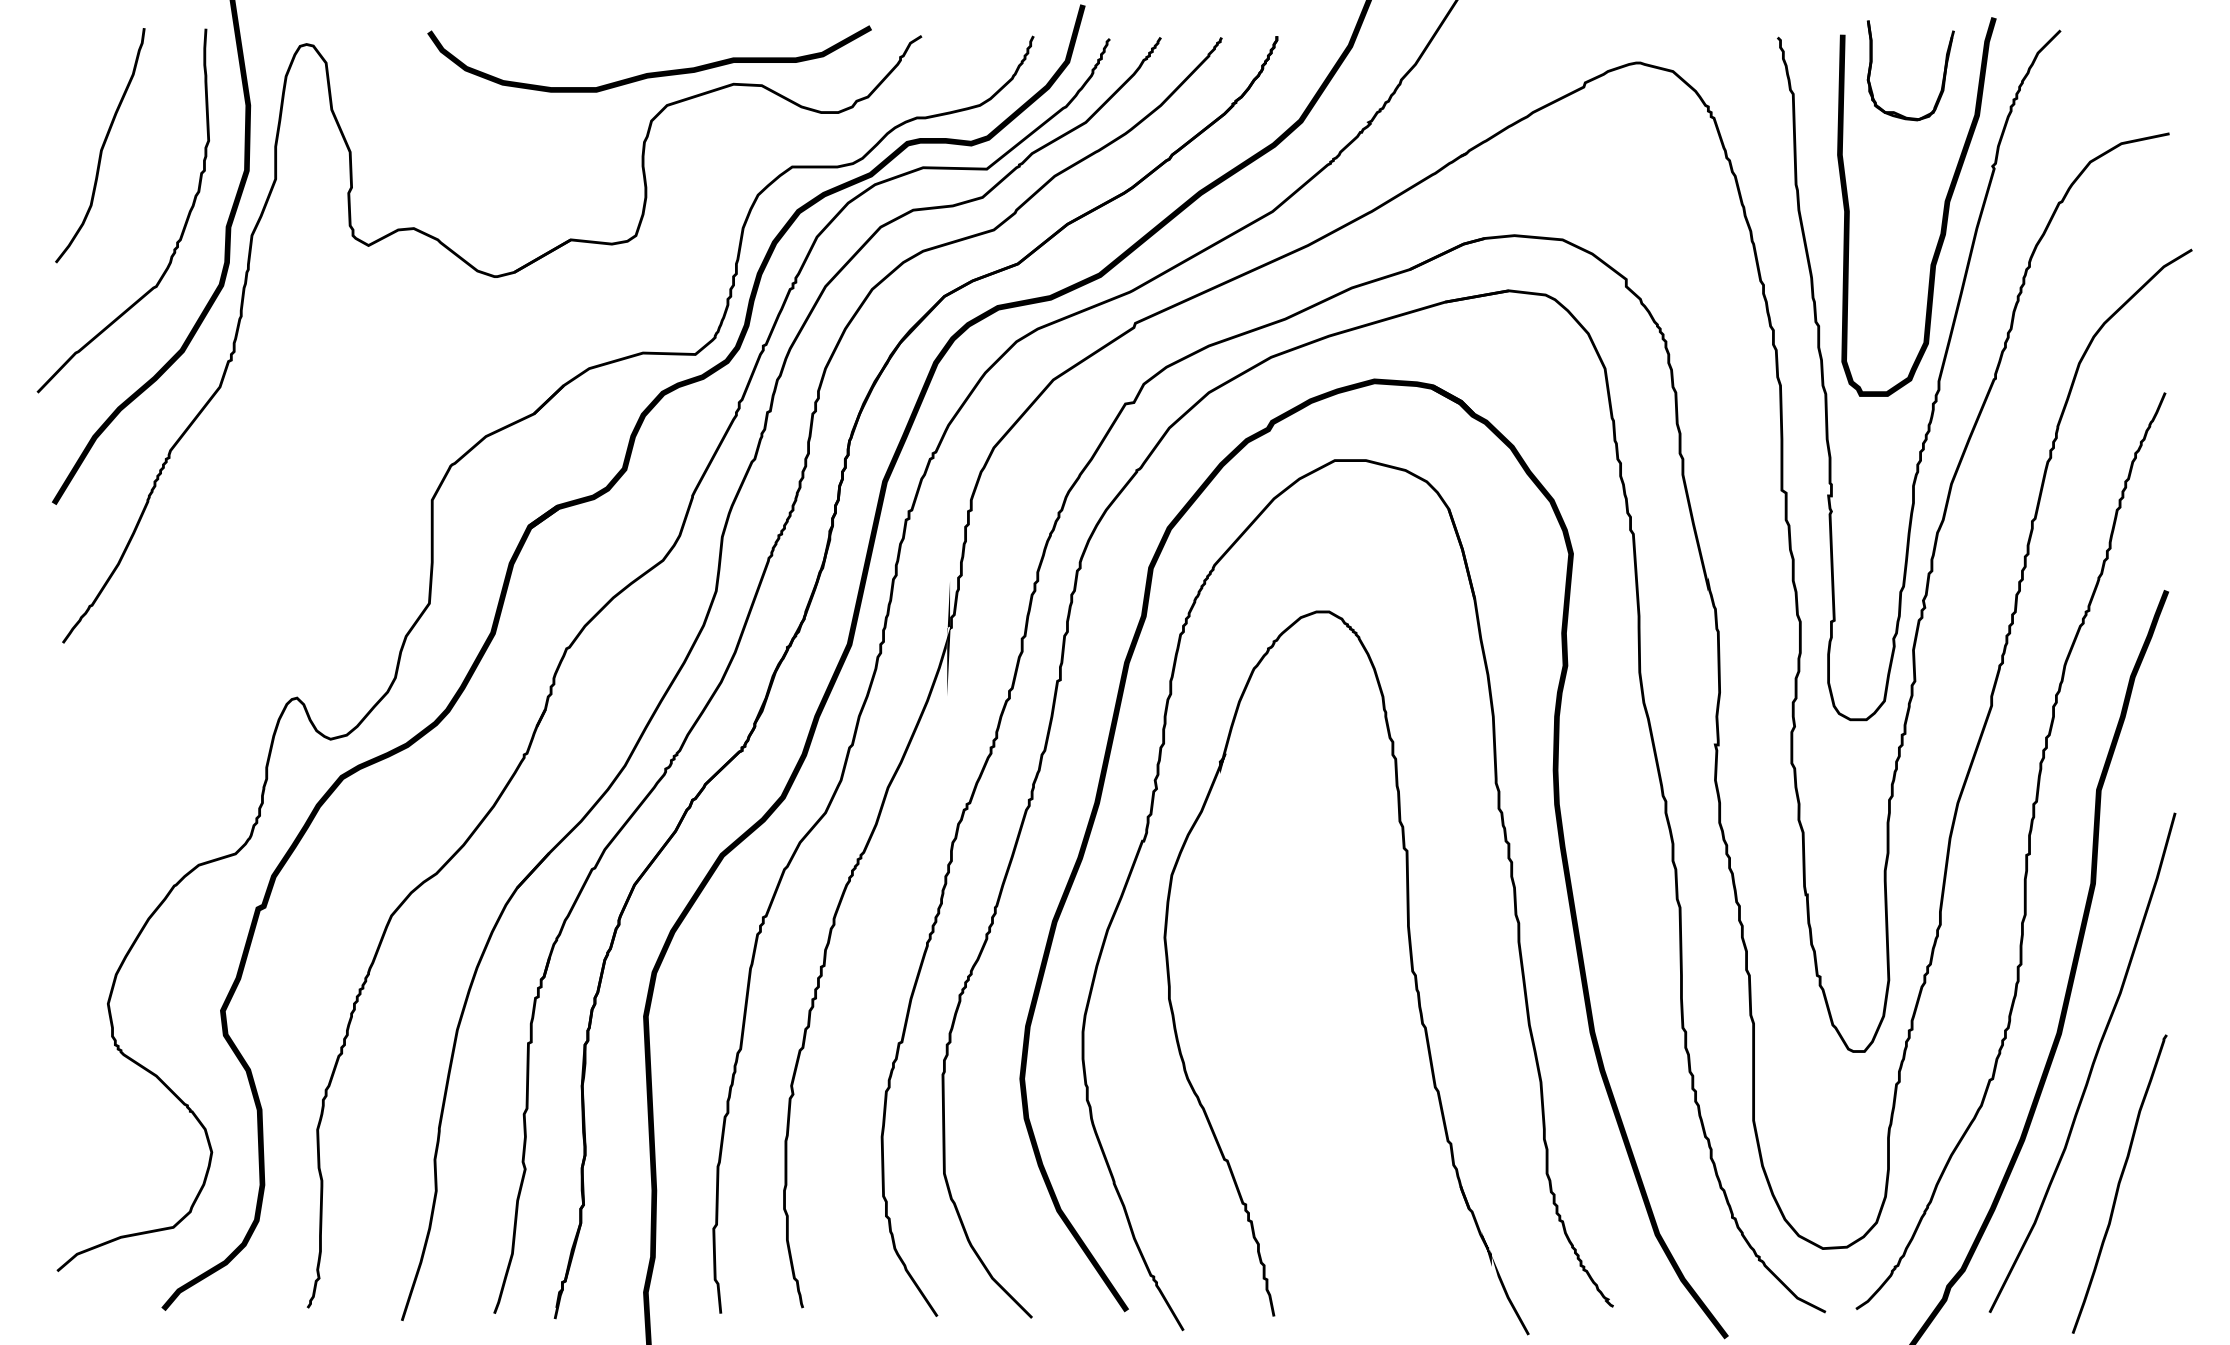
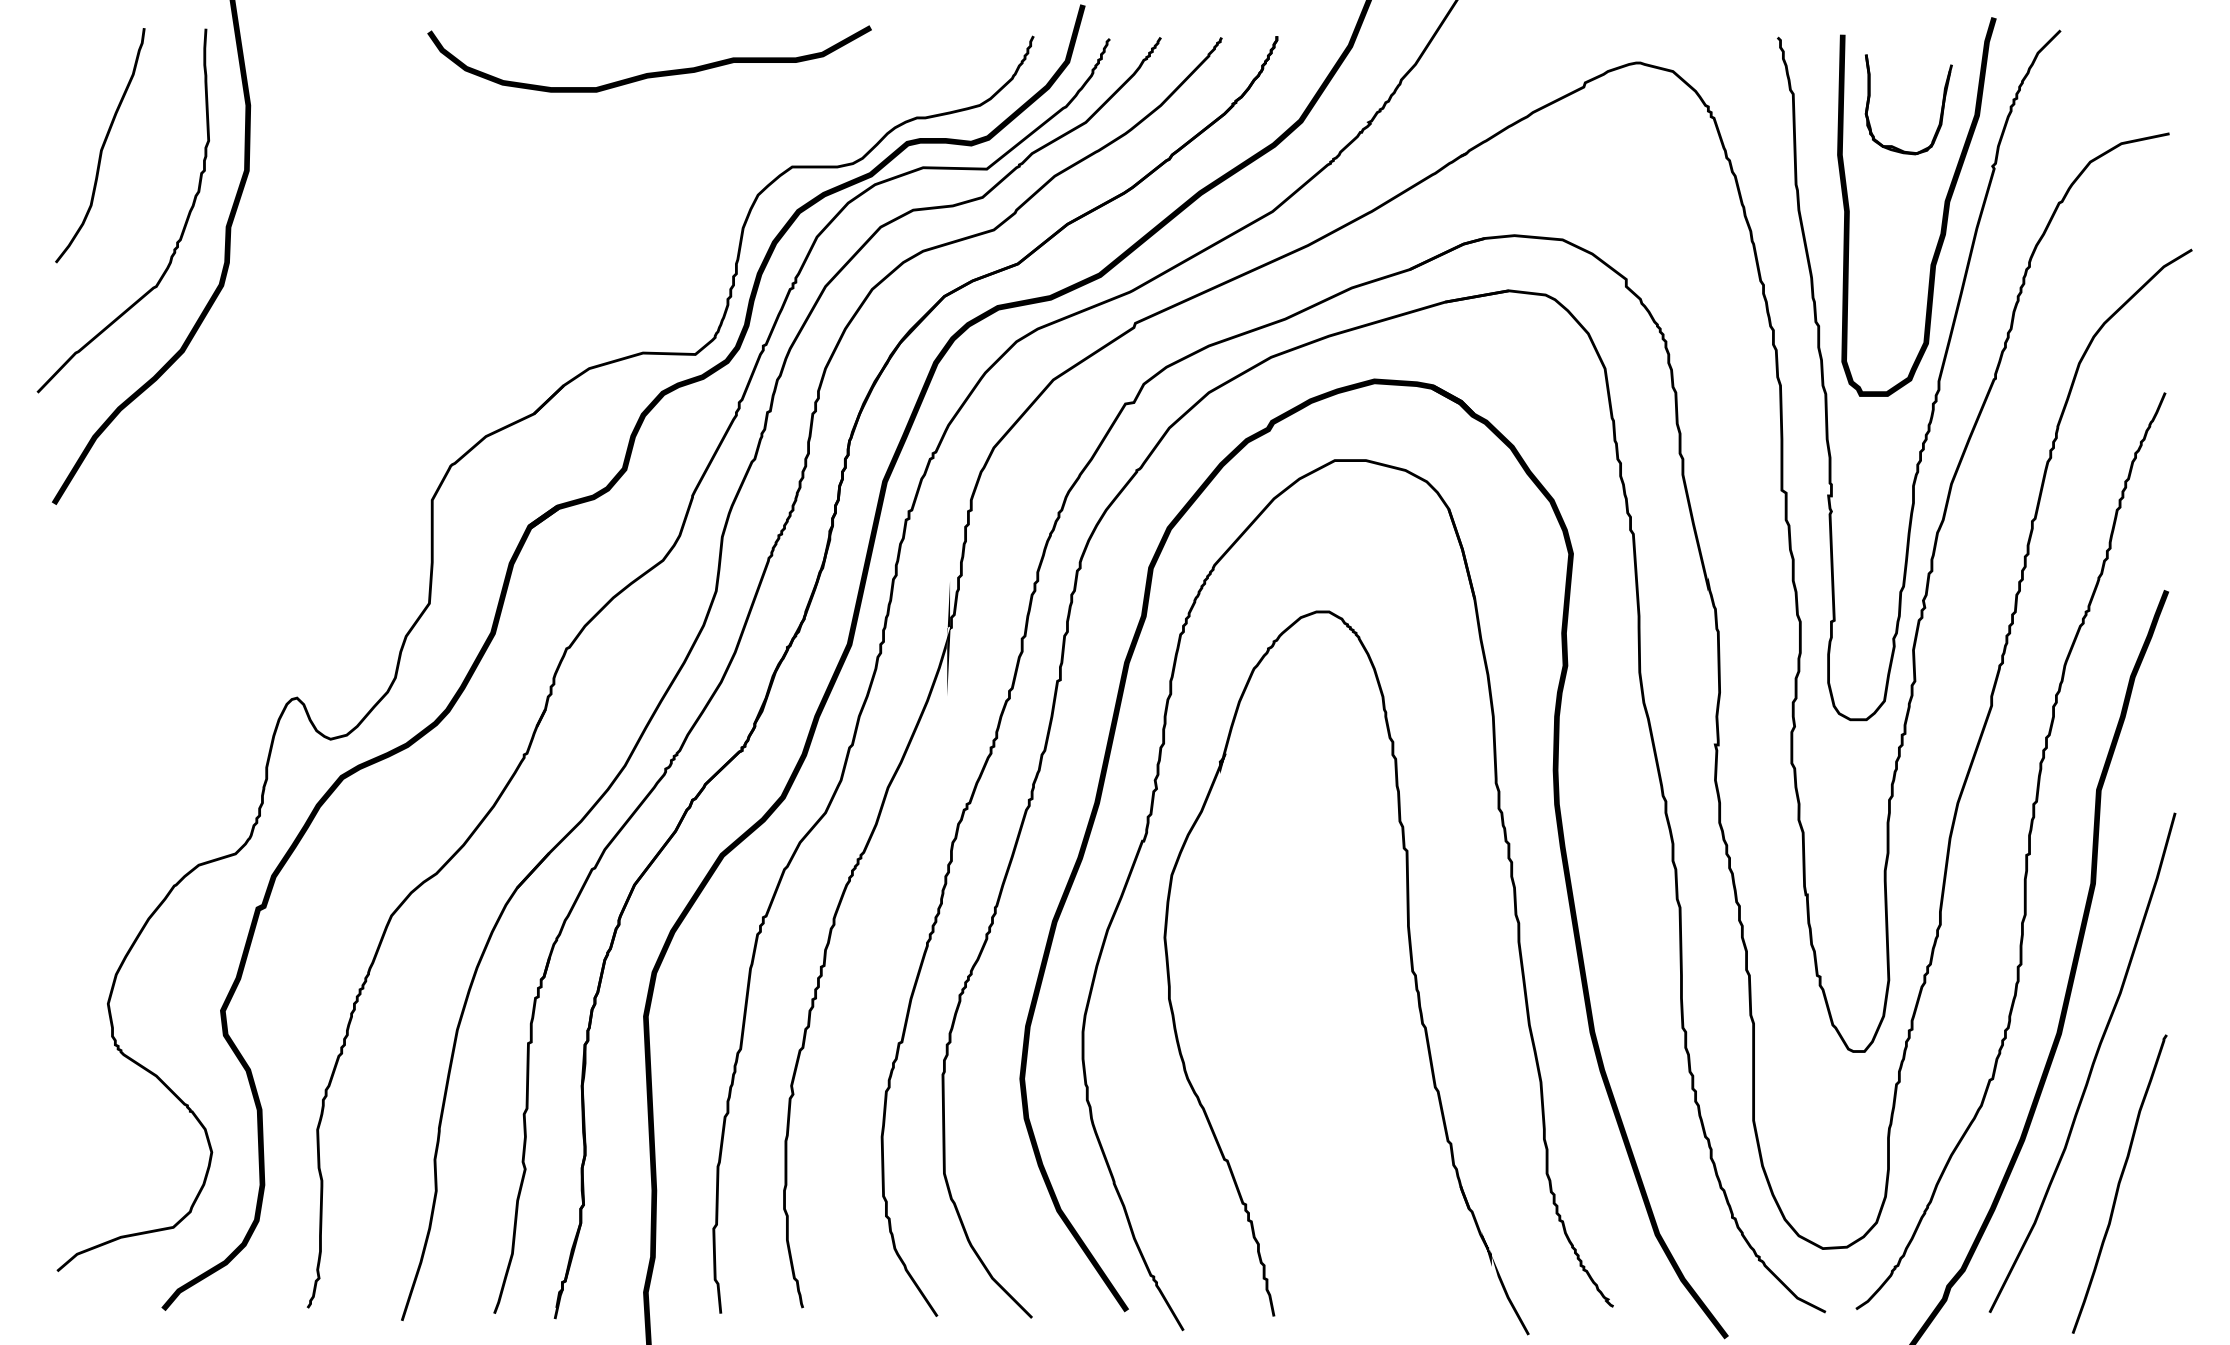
part position: (1942, 77) -> (1940, 111) (1940, 111)
part: present -> none (492, 277)
